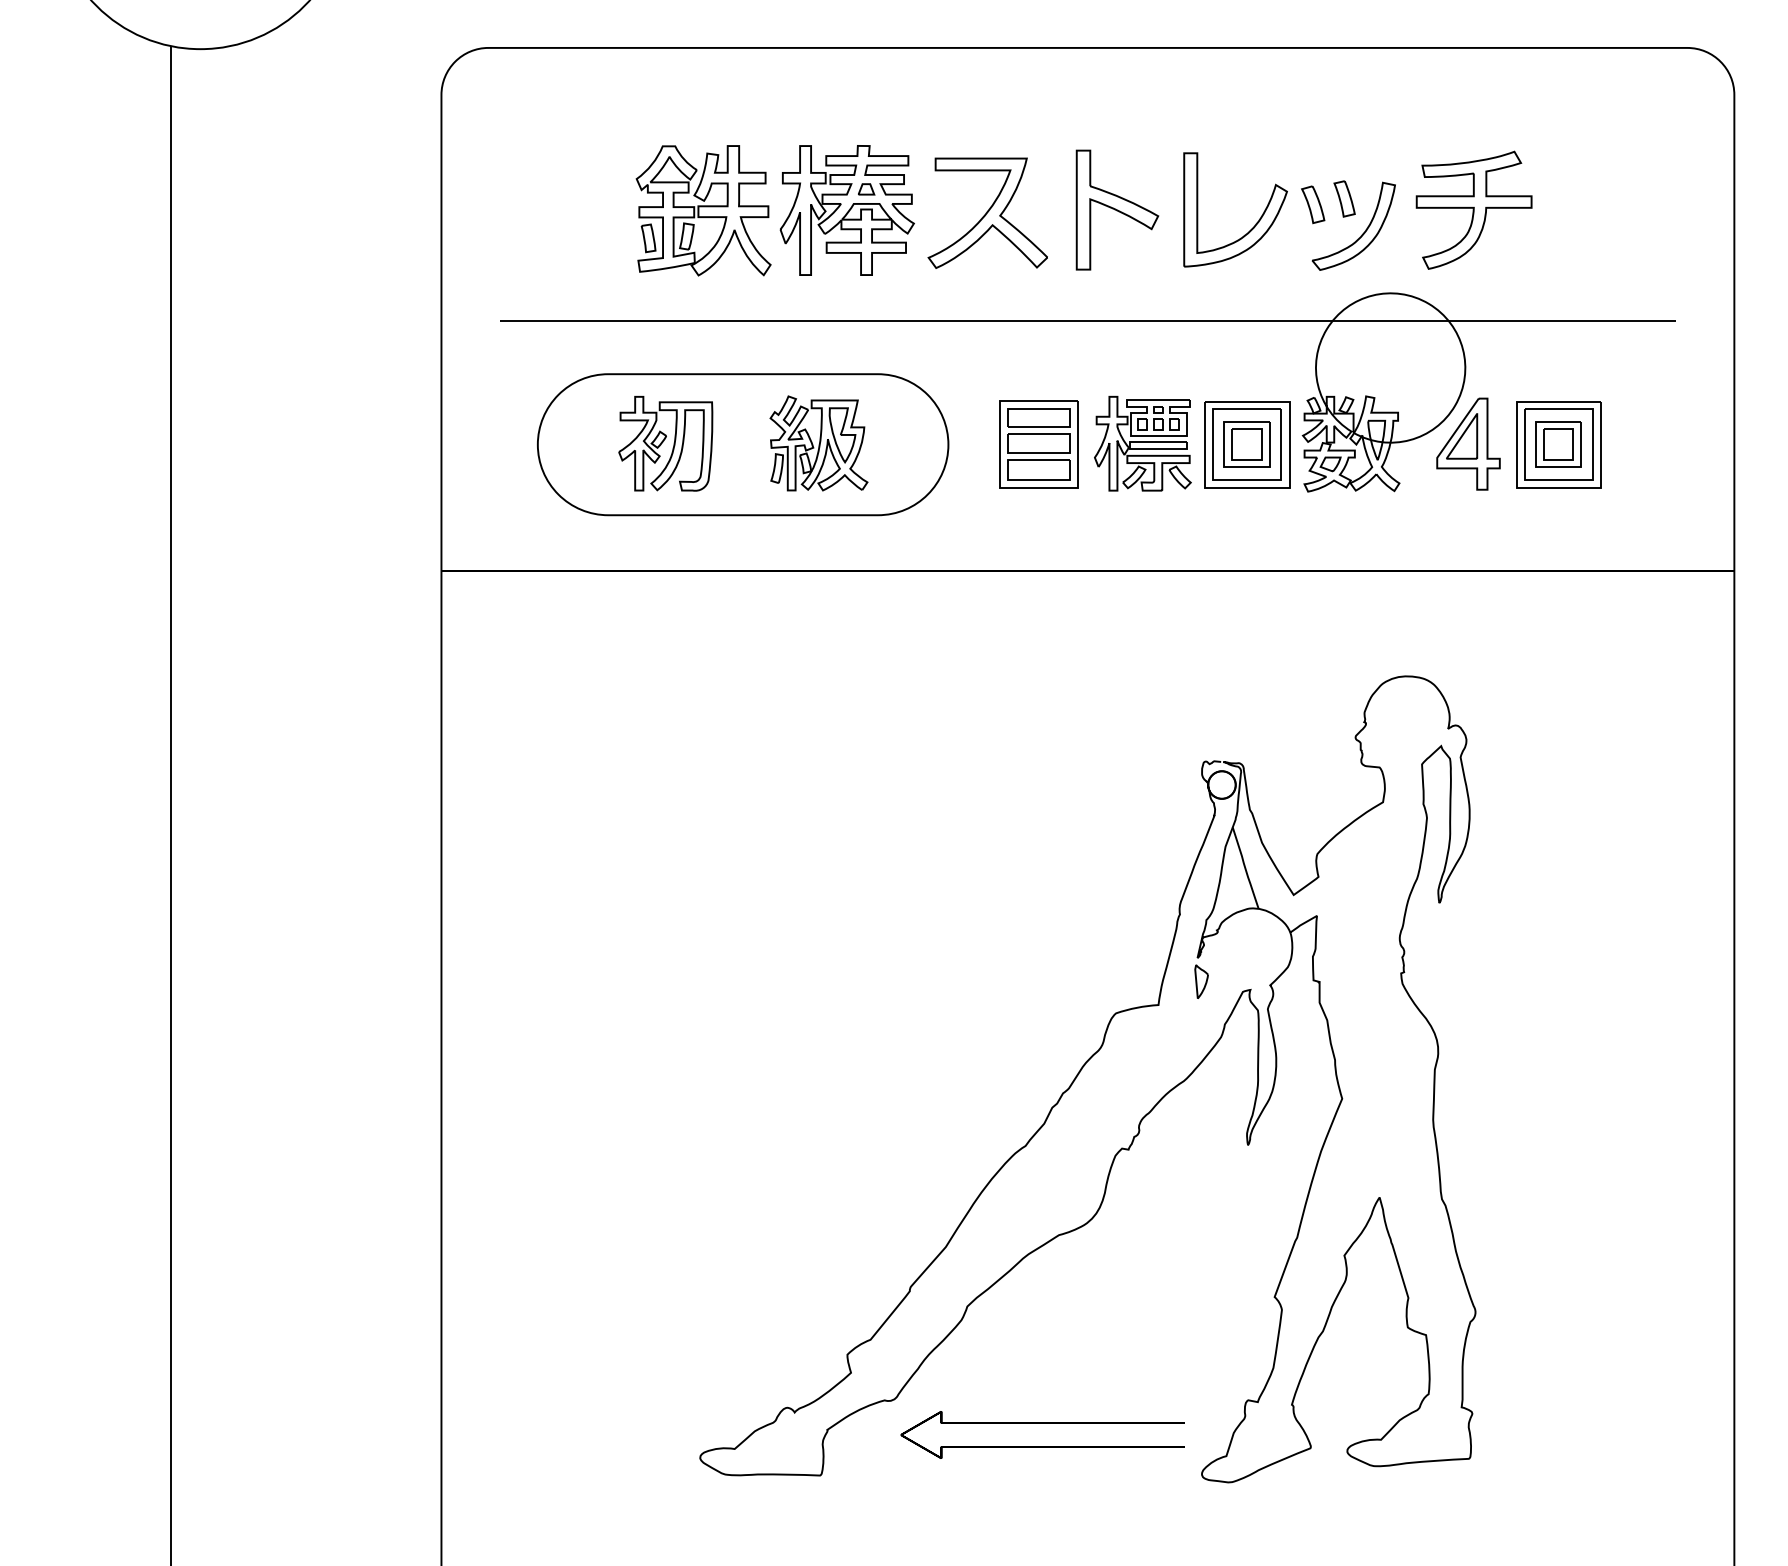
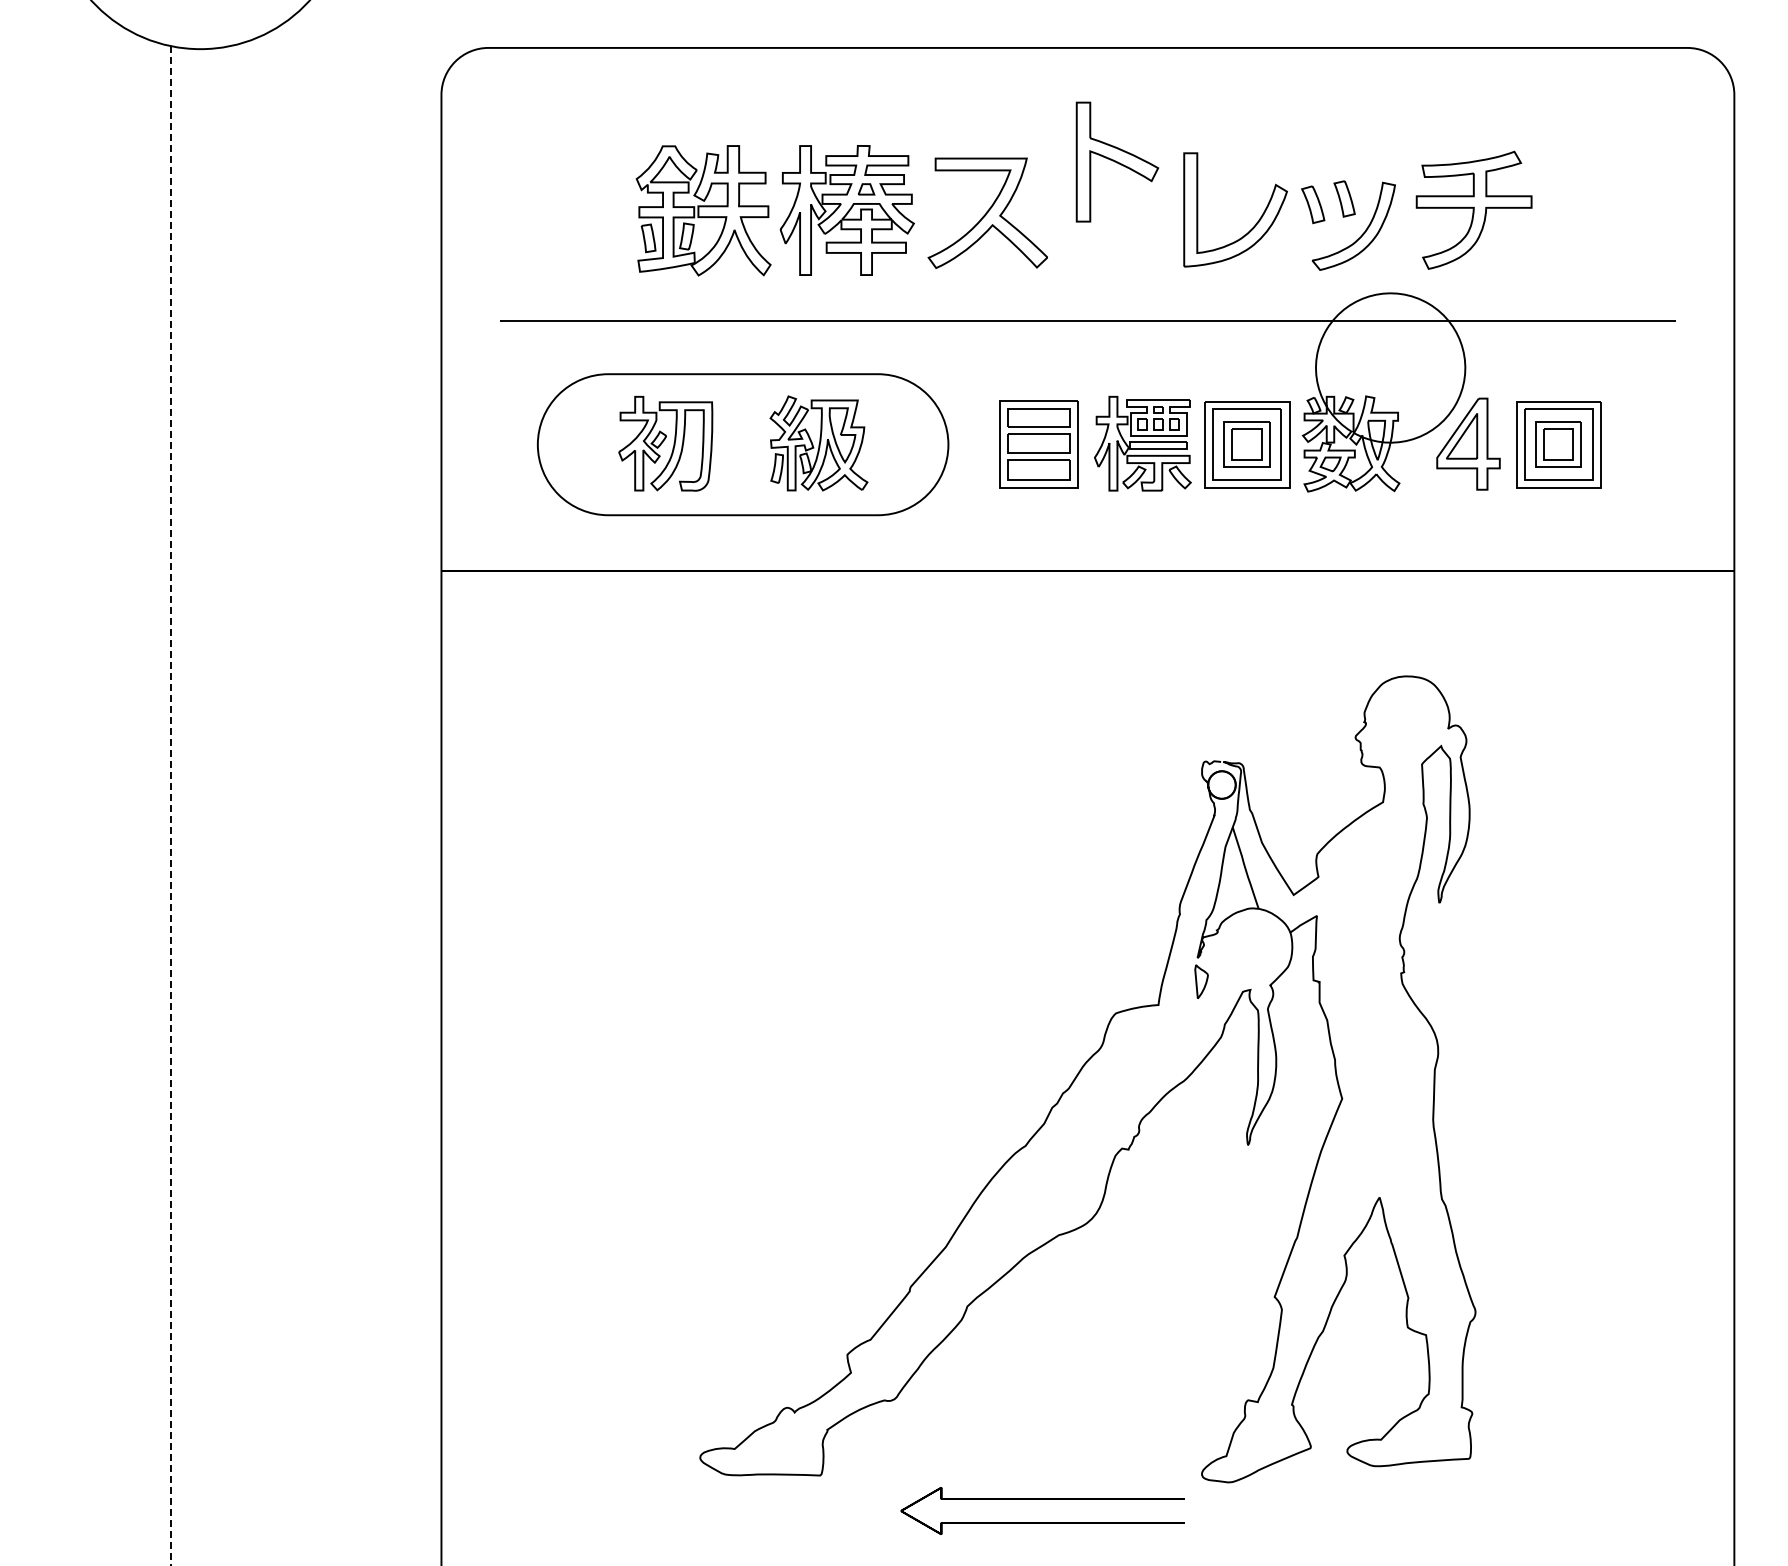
part position: (1117, 209) -> (1117, 161) (1117, 161)
line: solid -> dashed (171, 806)
part position: (1042, 1423) -> (1042, 1499) (1042, 1499)
